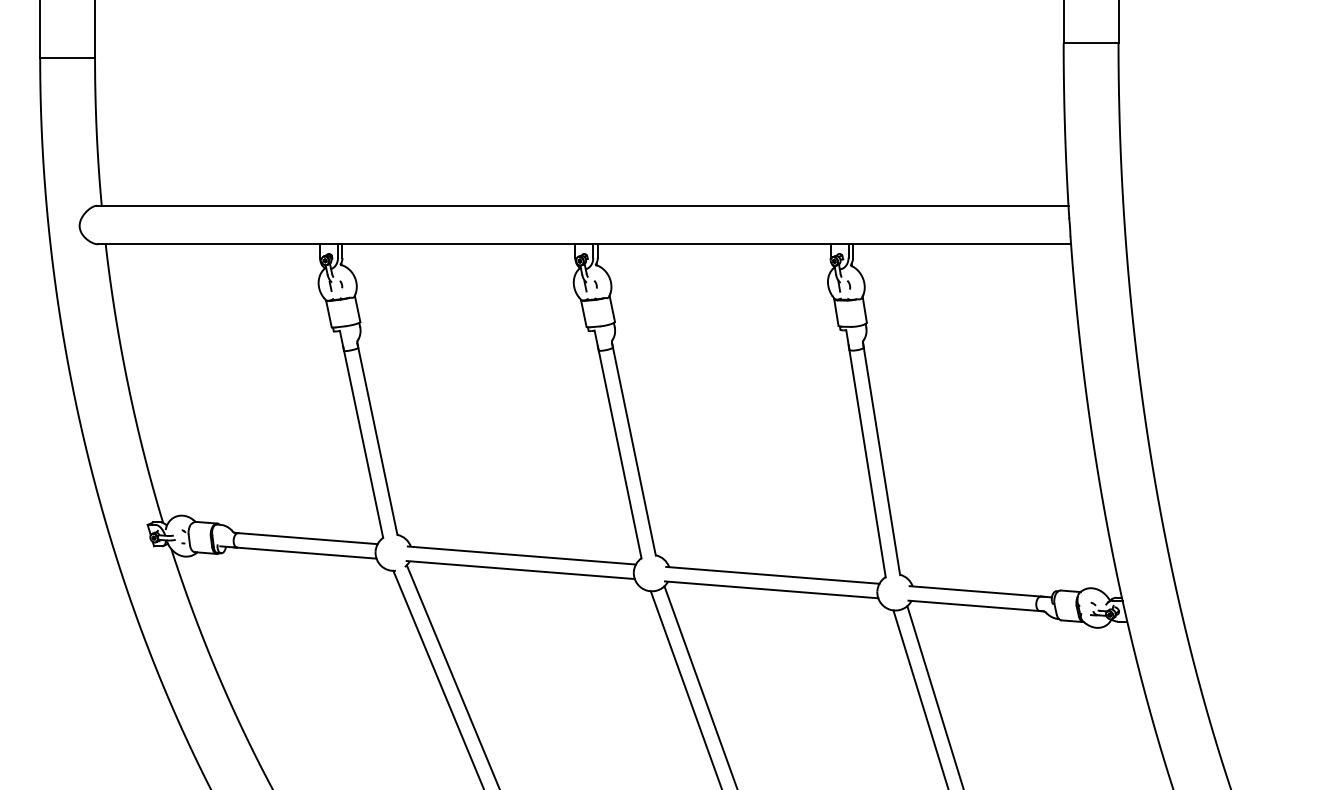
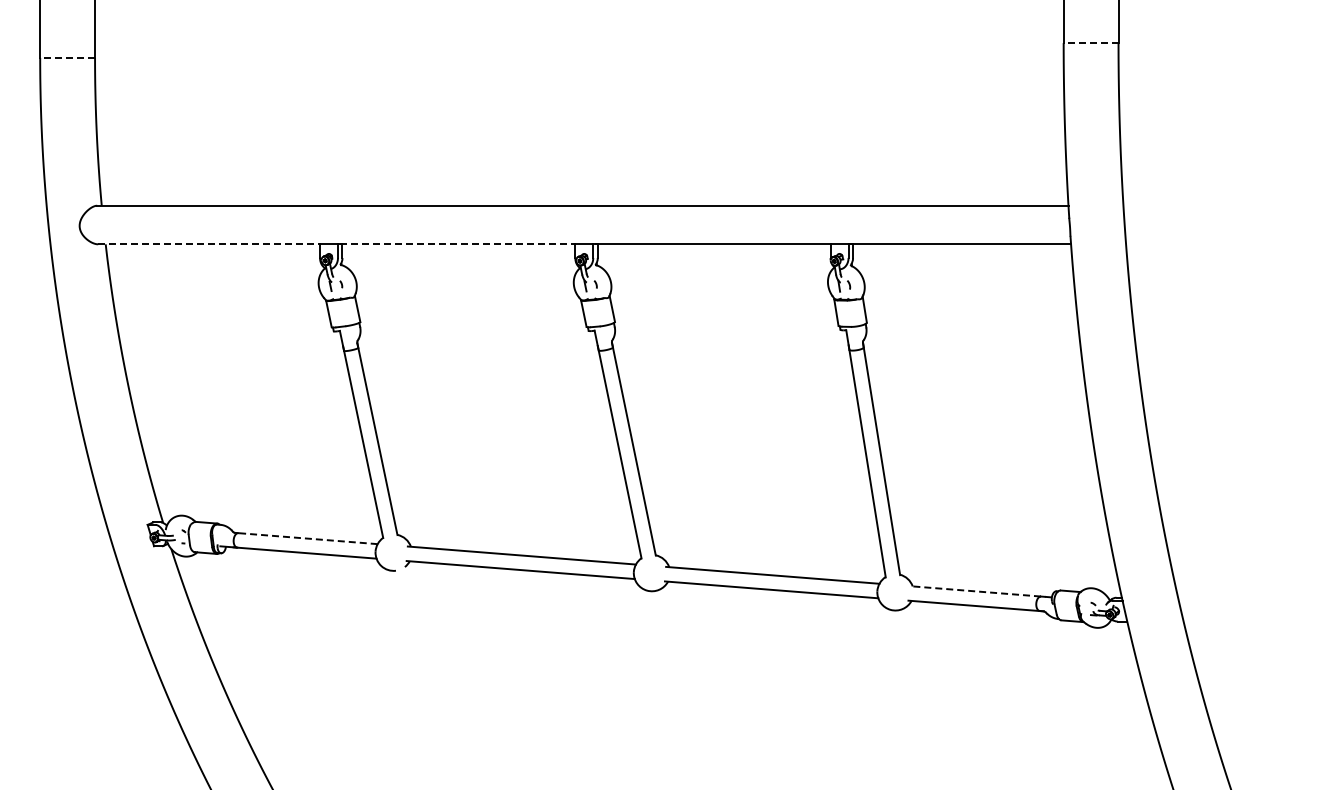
line: solid -> dashed (1090, 43)
line: solid -> dashed (67, 57)
line: solid -> dashed (209, 244)
line: solid -> dashed (457, 244)
line: solid -> dashed (306, 538)
line: solid -> dashed (980, 591)
line: present -> none (452, 675)
line: present -> none (437, 678)
line: present -> none (700, 686)
line: present -> none (685, 688)
line: present -> none (934, 696)
line: present -> none (920, 698)
